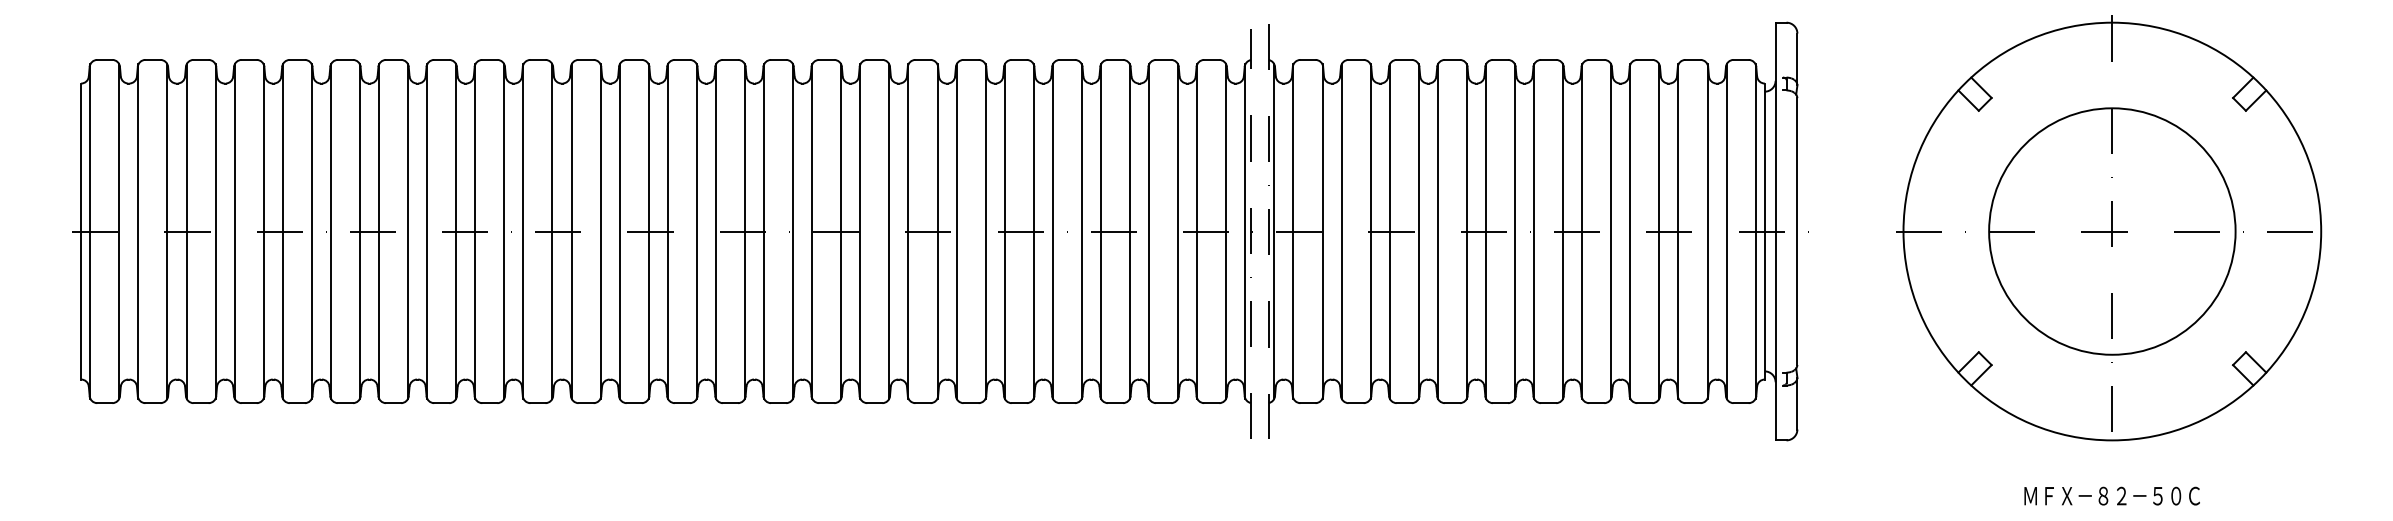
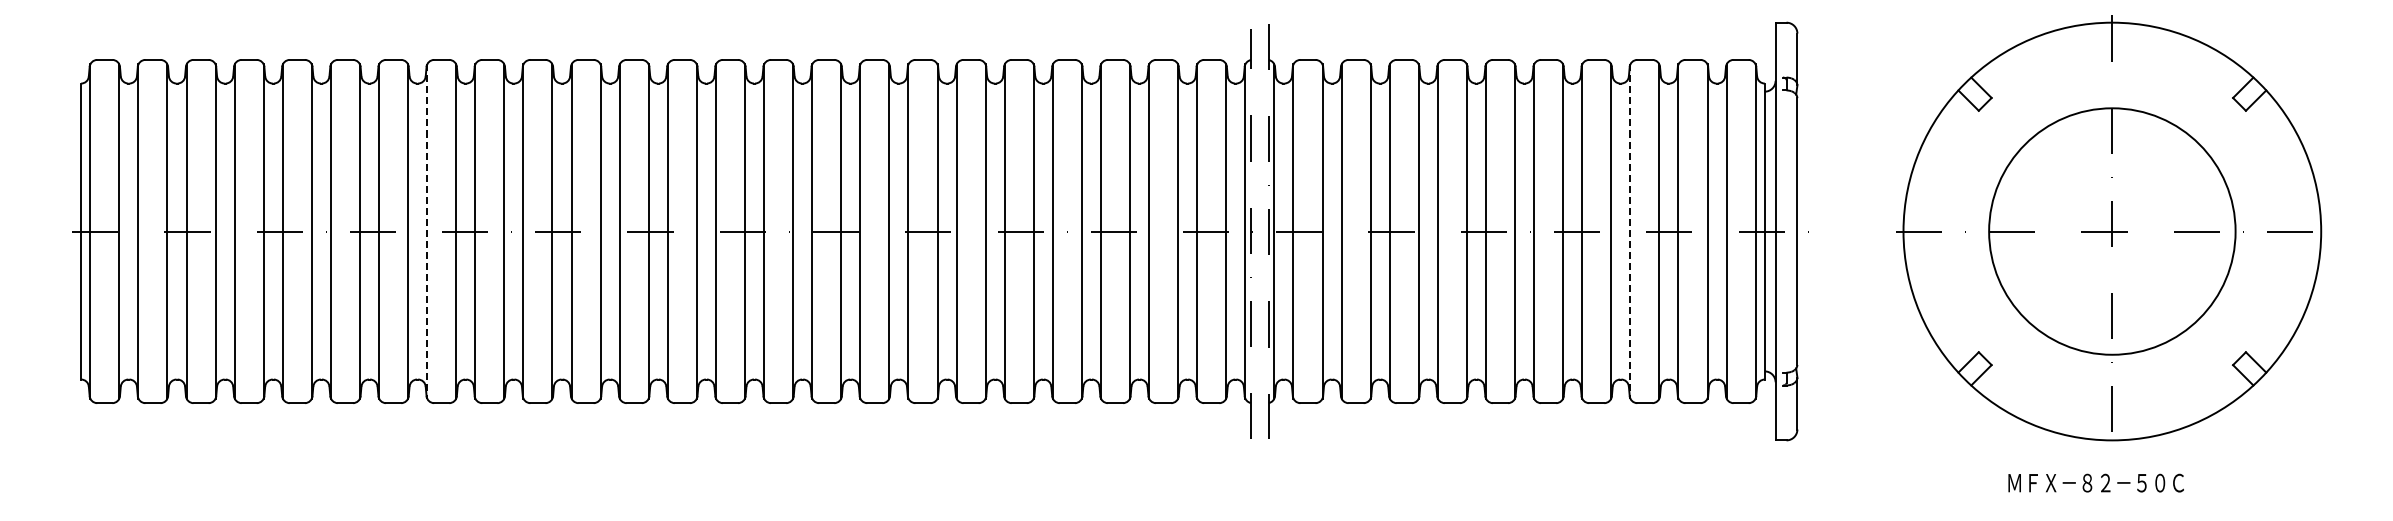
line: solid -> dashed (427, 232)
line: solid -> dashed (1630, 232)
text position: (2111, 495) -> (2095, 482) (2095, 482)
